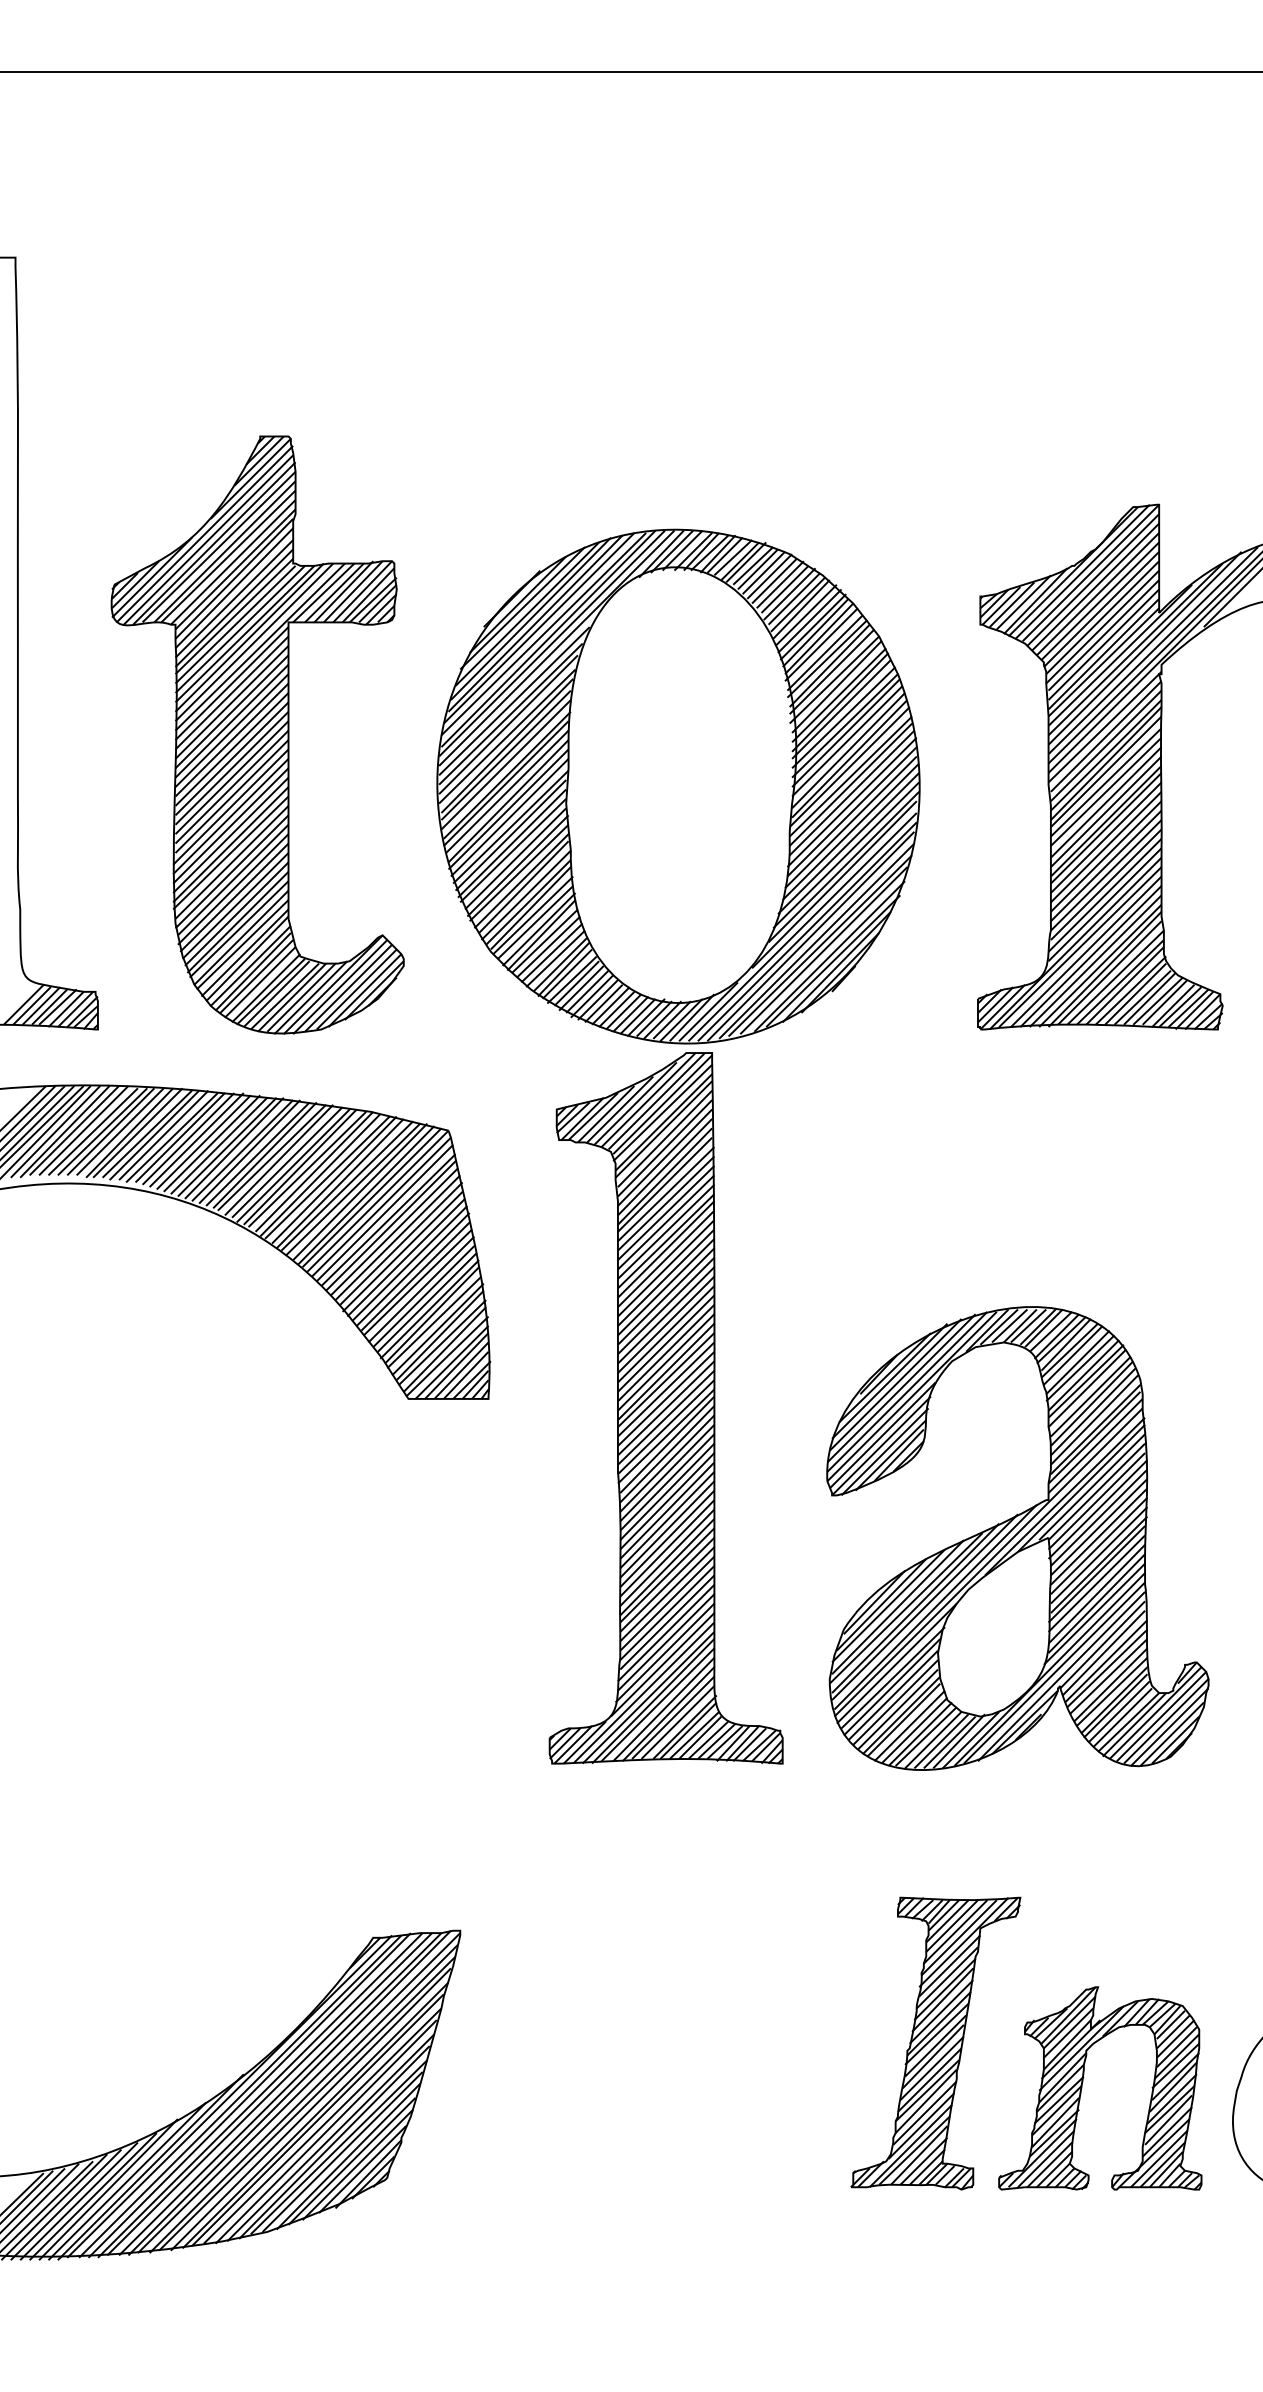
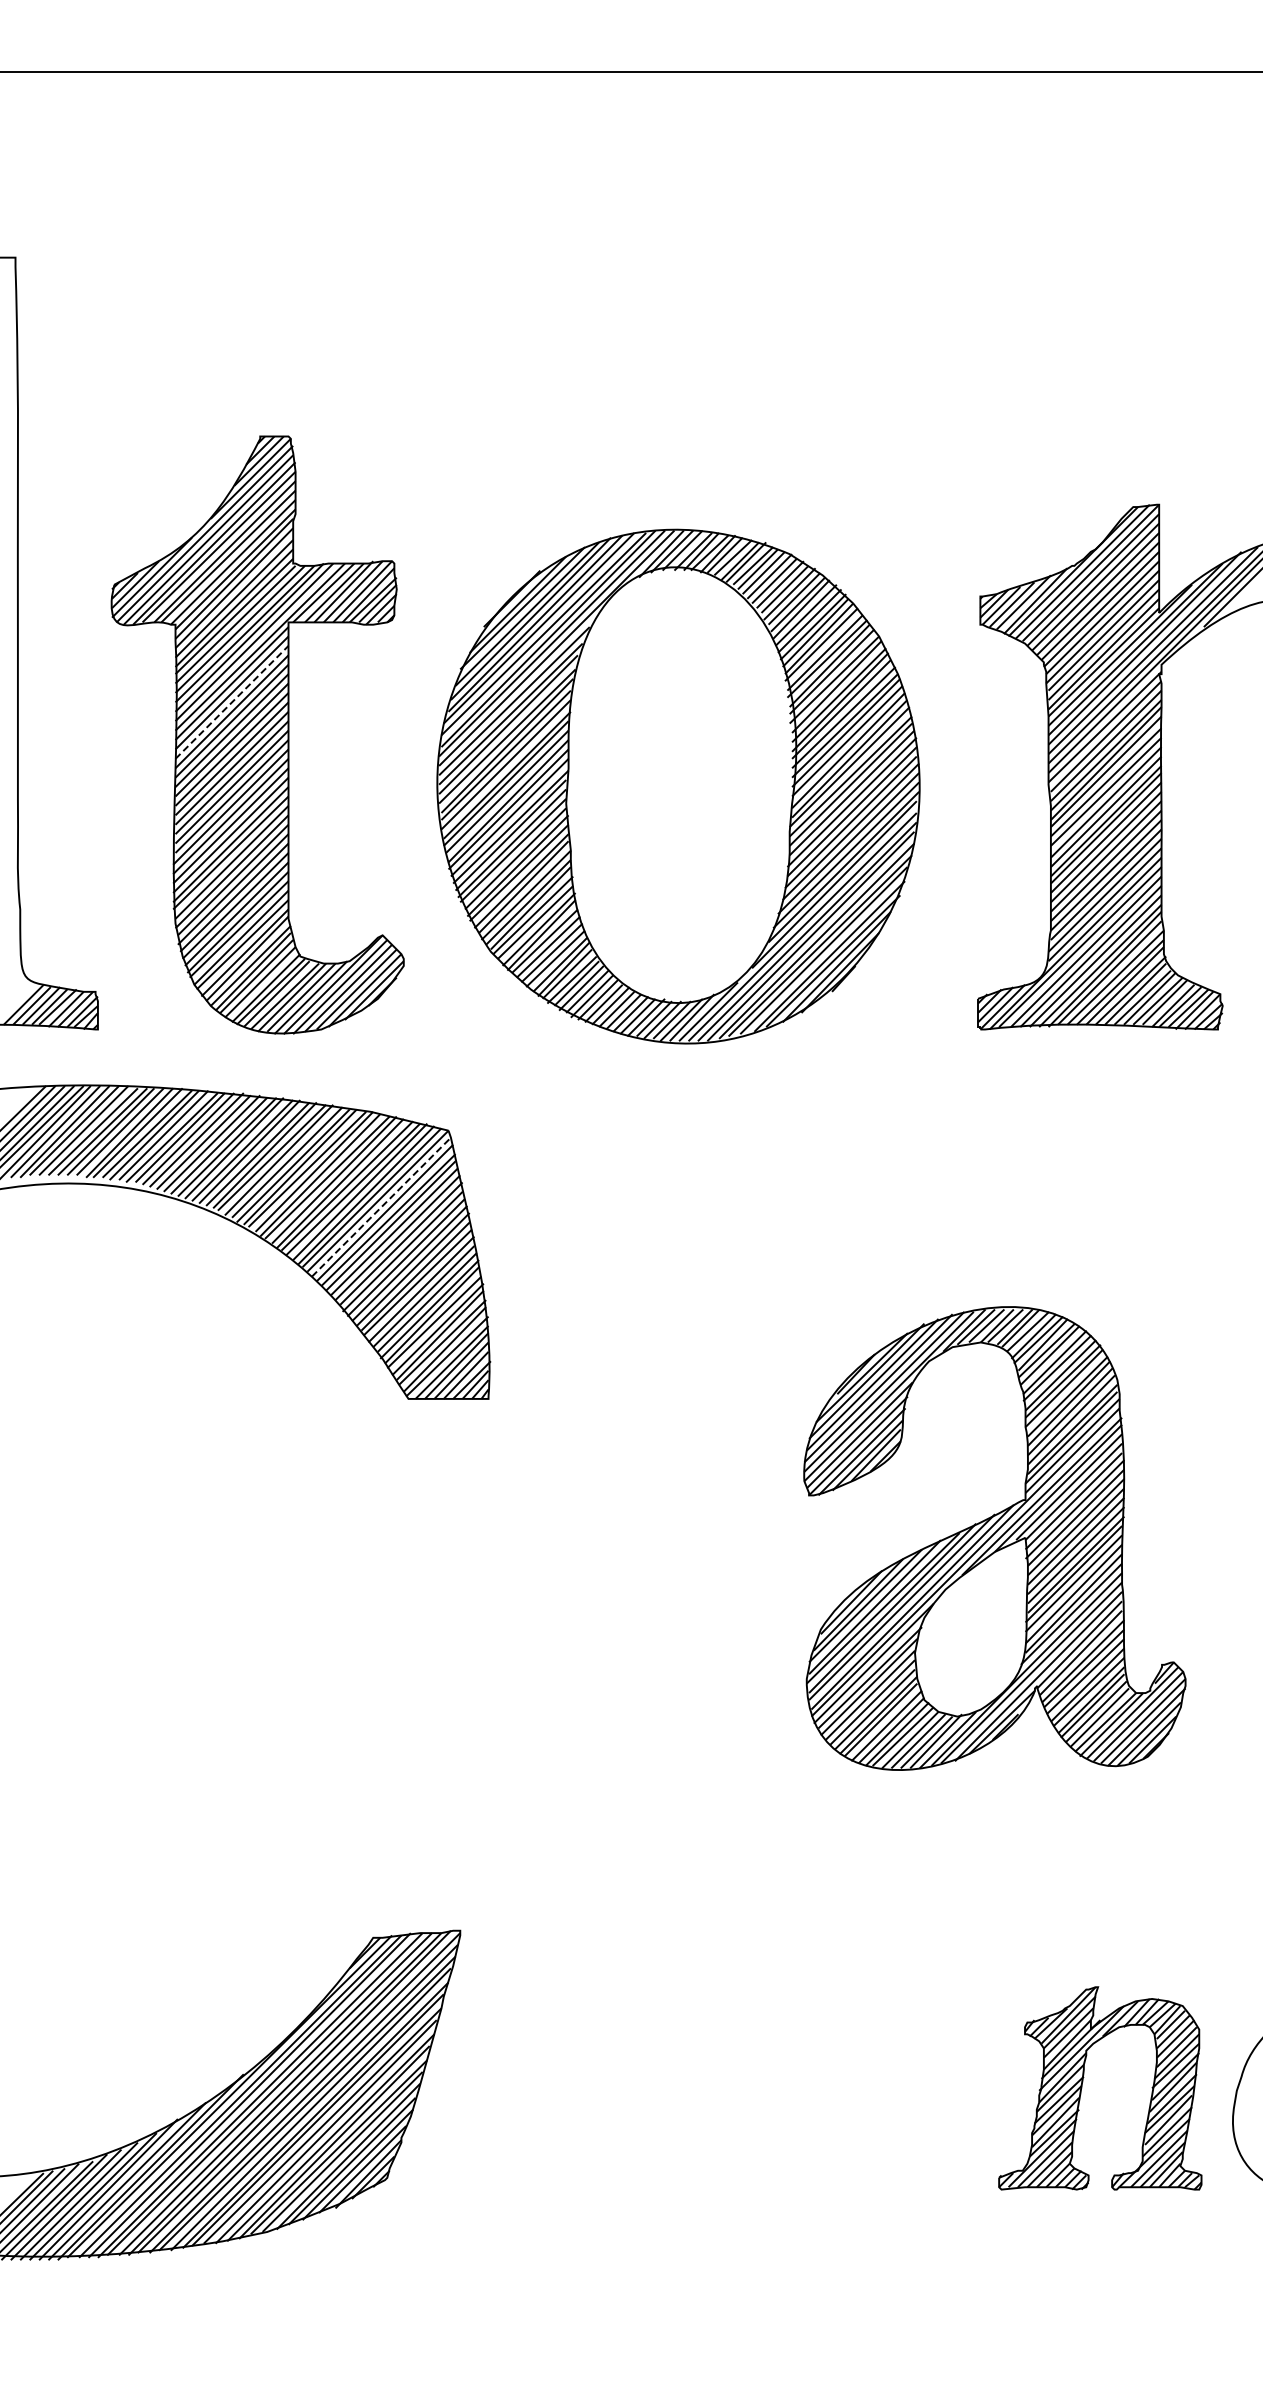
line: solid -> dashed (232, 702)
line: solid -> dashed (381, 1206)
part: present -> none (665, 1408)
part position: (1017, 1538) -> (994, 1538) (994, 1538)
part: present -> none (935, 2043)
